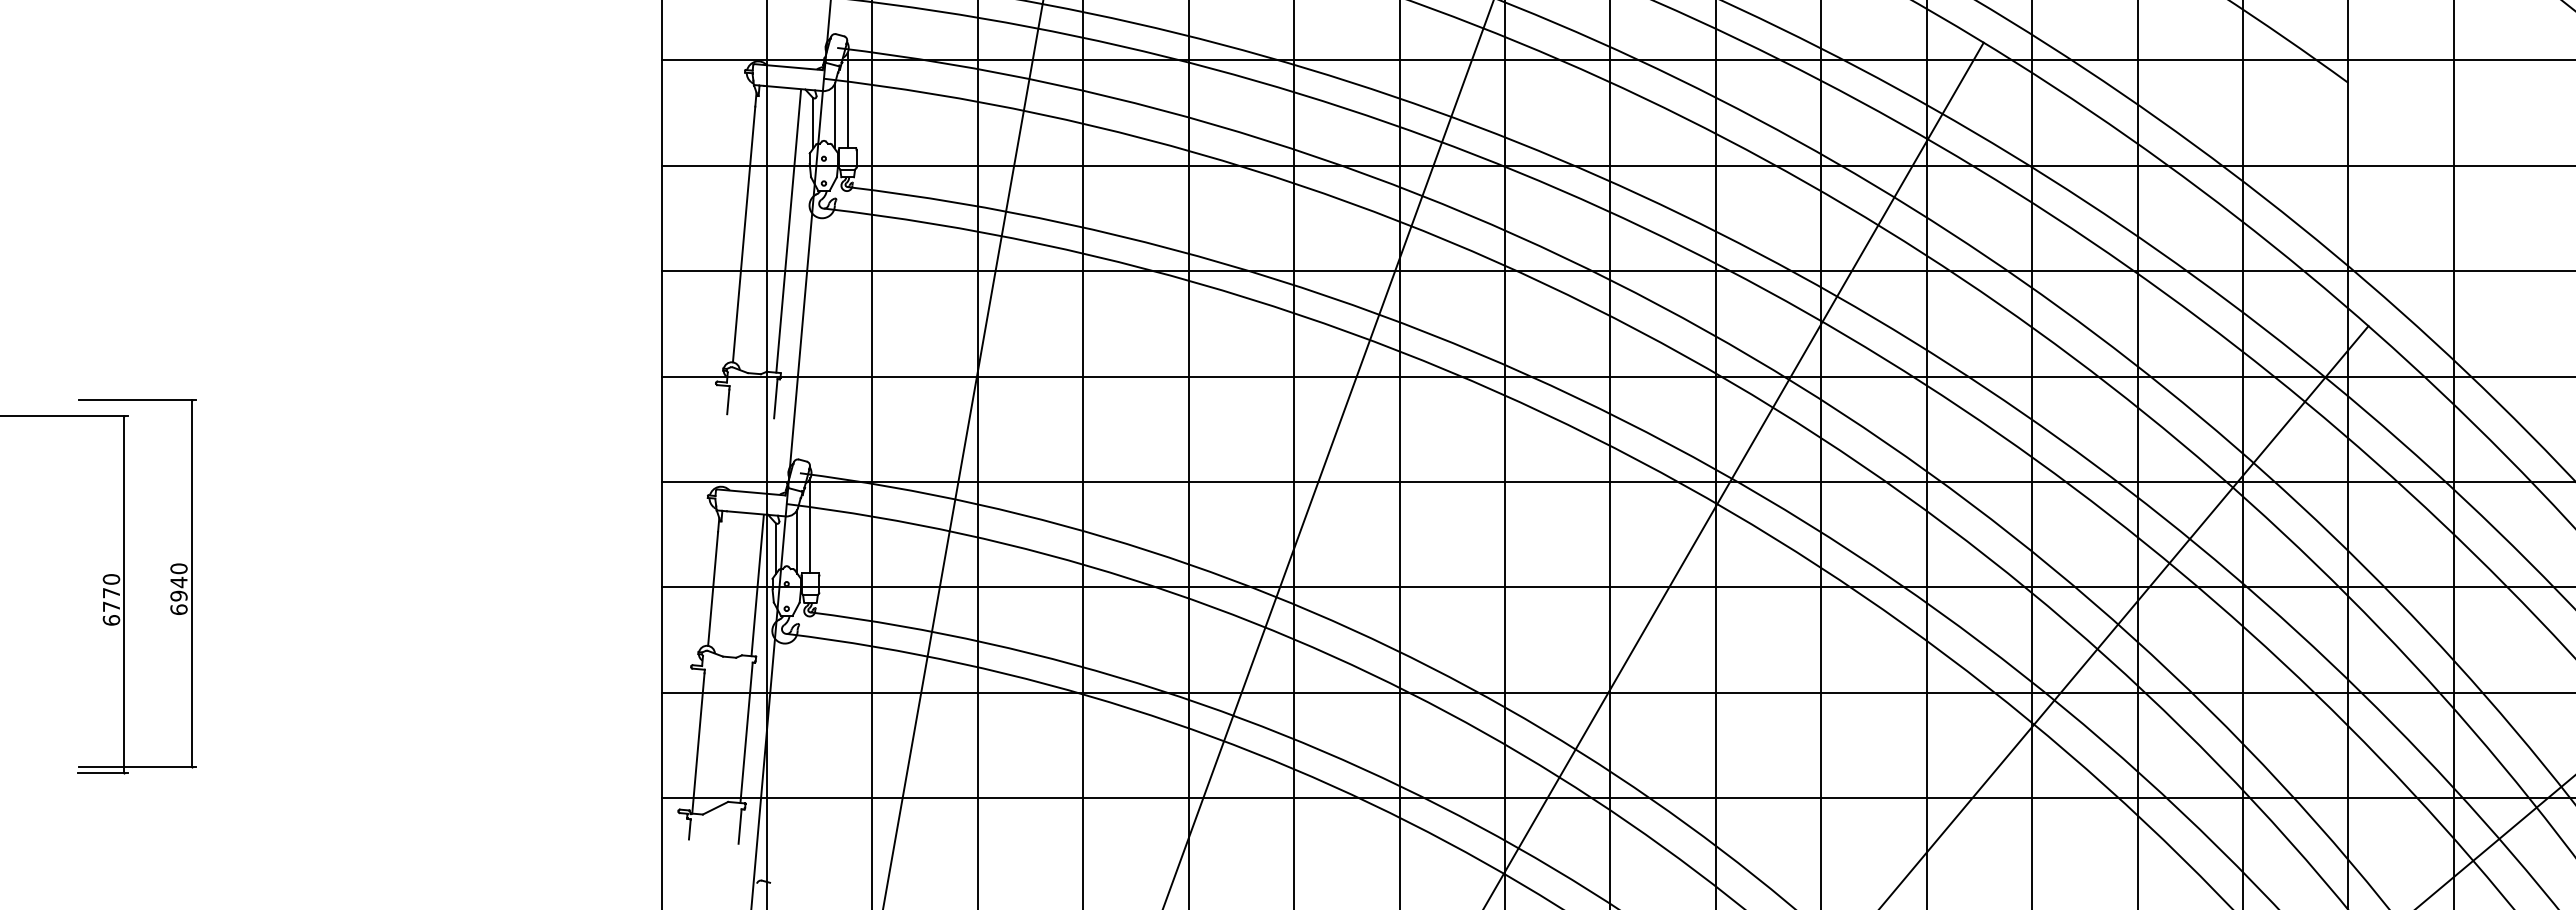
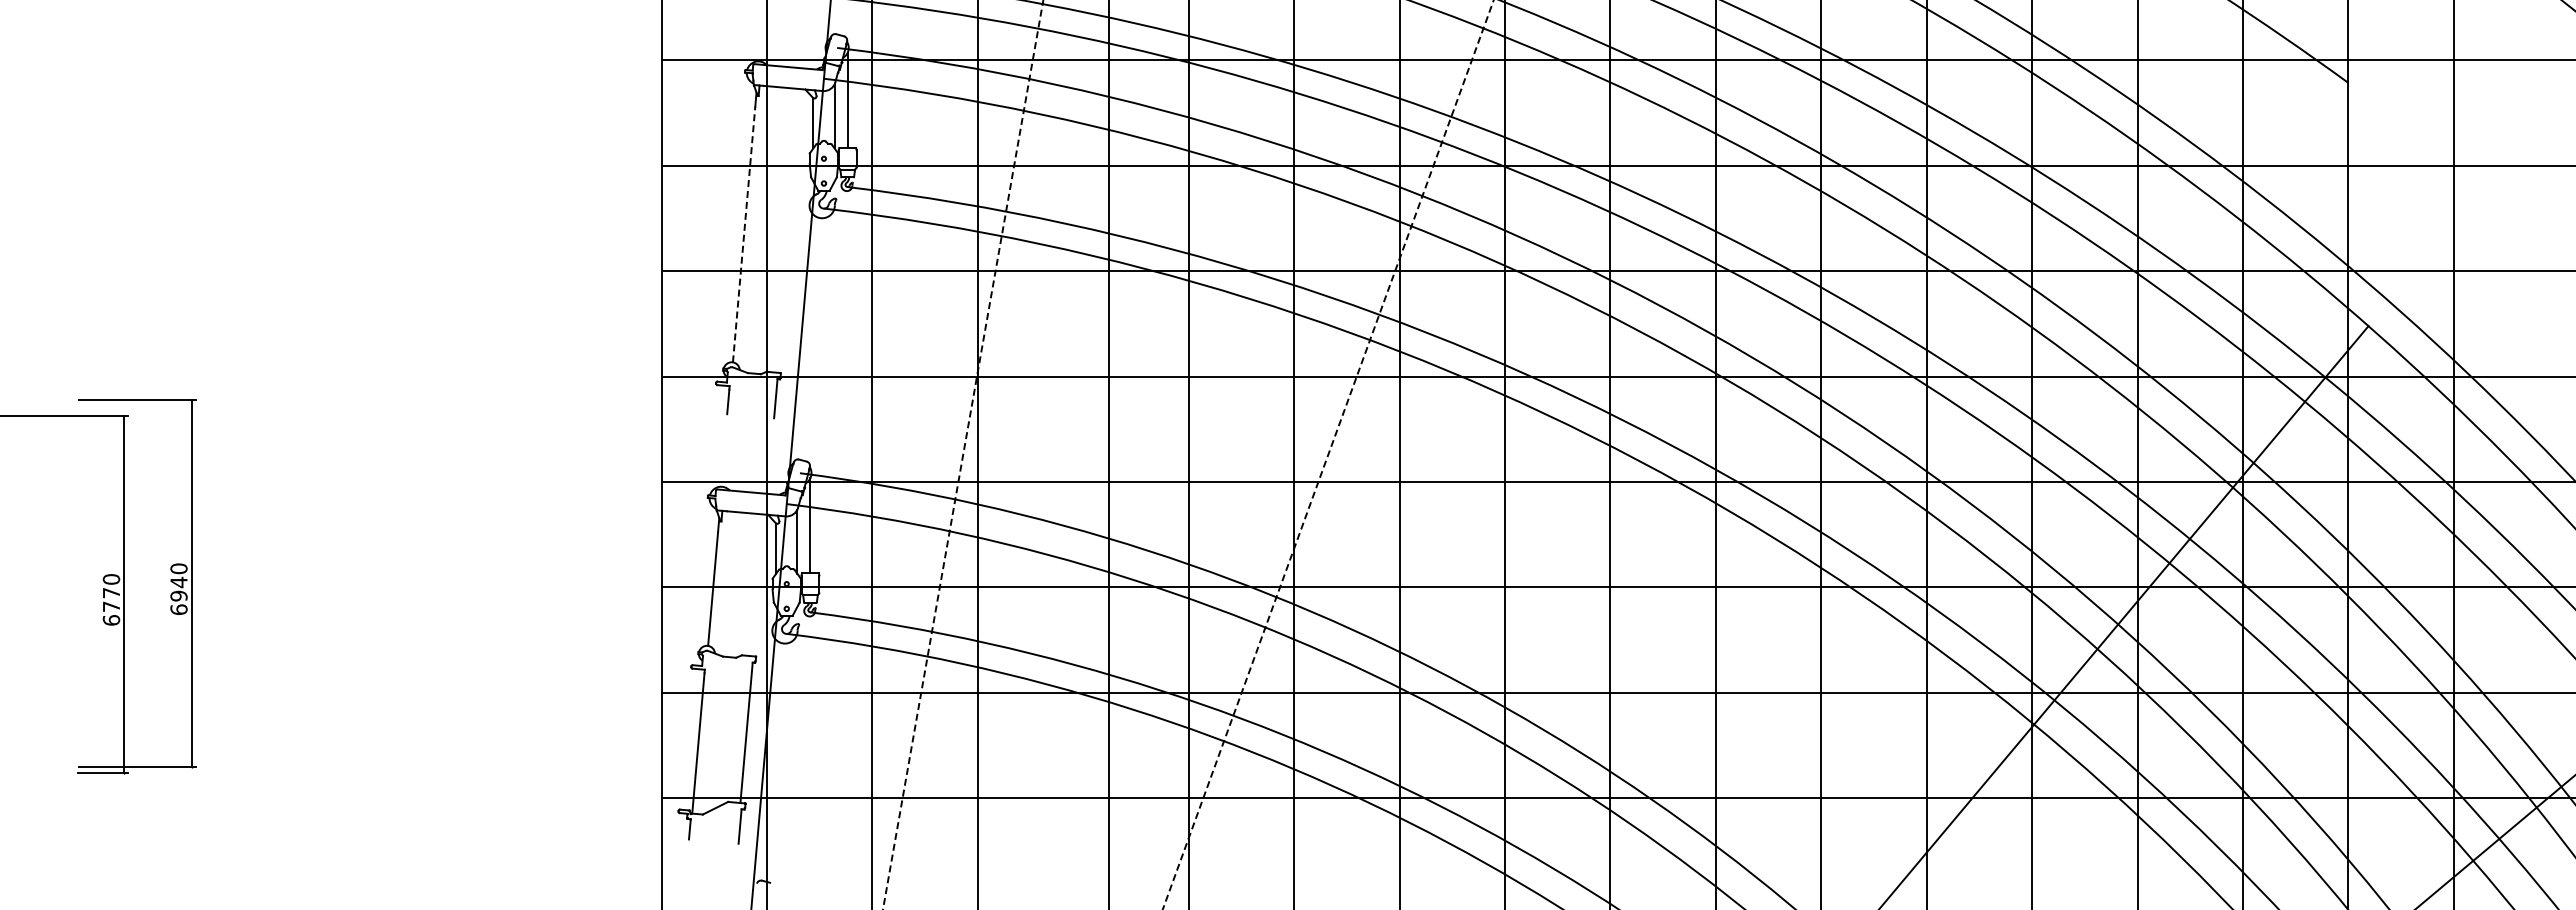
line: present -> none (788, 231)
line: solid -> dashed (744, 234)
line: solid -> dashed (963, 454)
line position: (1083, 454) -> (1109, 454) (1109, 454)
line: solid -> dashed (1328, 454)
line: present -> none (1734, 474)
line: present -> none (757, 585)
